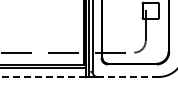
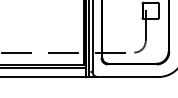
line: dashed -> solid (127, 76)
line: dashed -> solid (42, 77)
